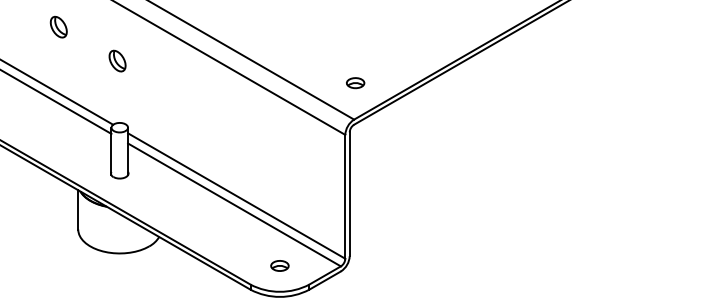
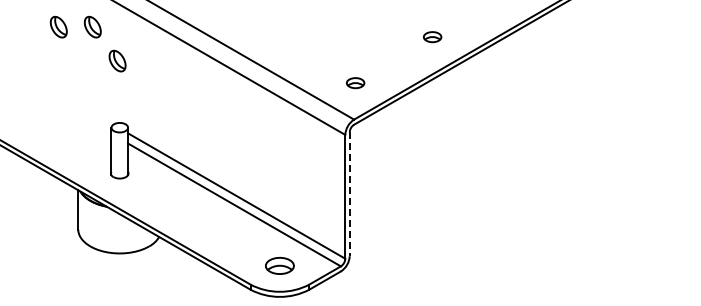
part: none -> present (92, 27)
part: none -> present (432, 37)
line: present -> none (57, 92)
line: present -> none (56, 101)
line: solid -> dashed (349, 194)
part size: 20x12 px -> 30x19 px (279, 265)
